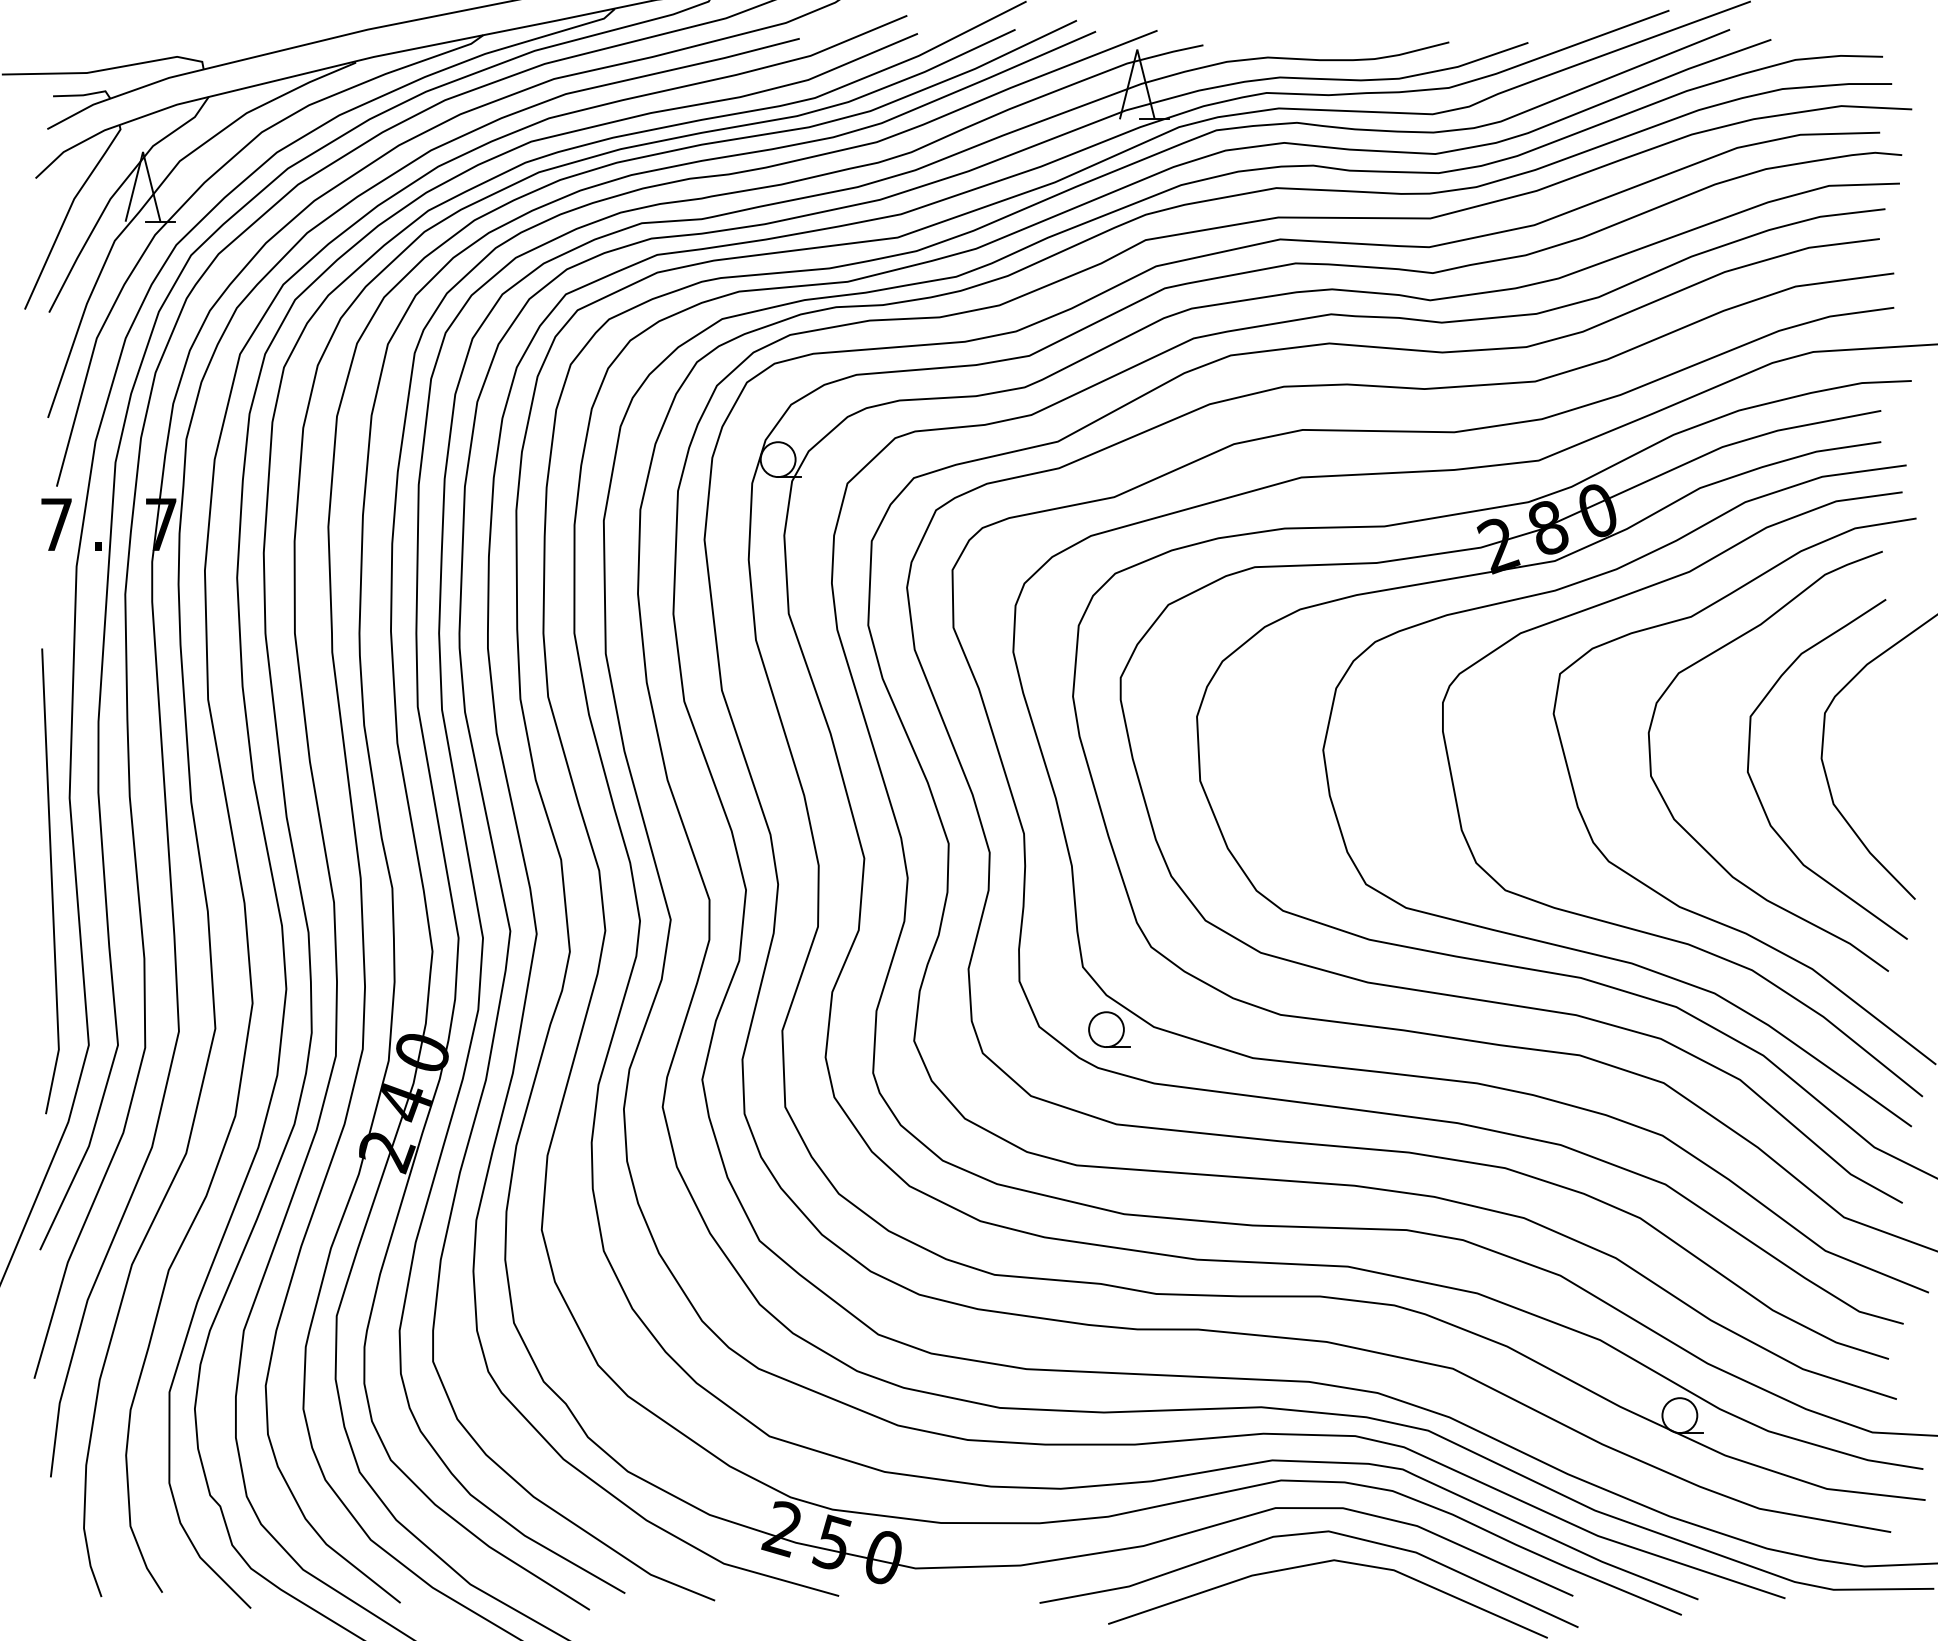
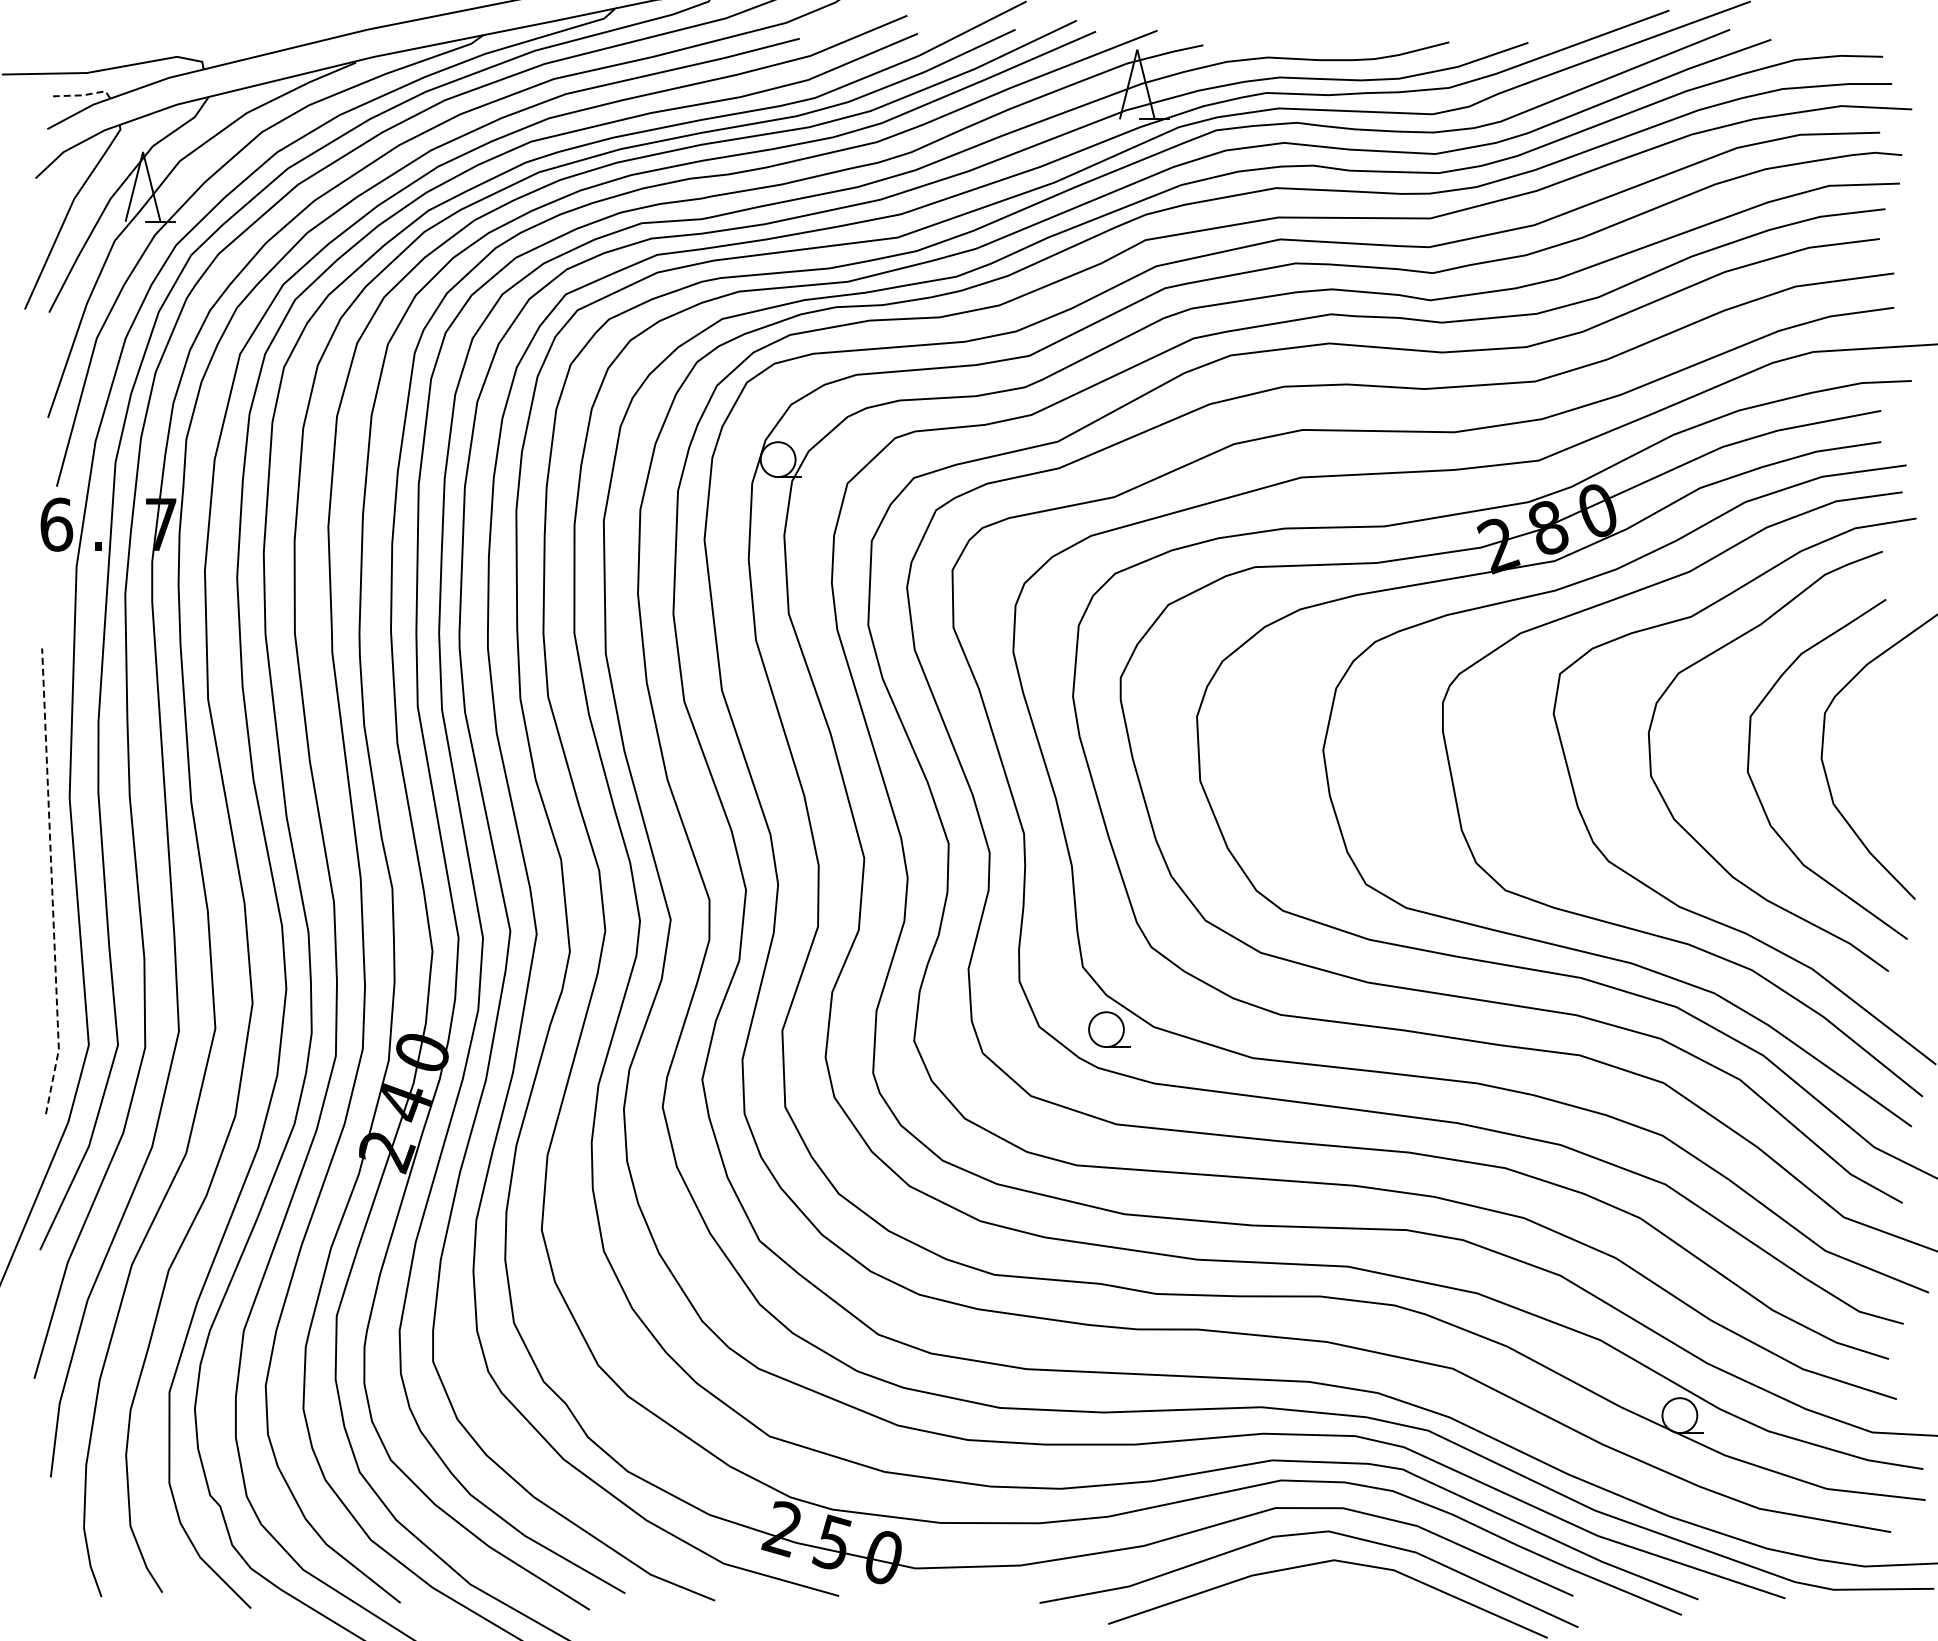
line: solid -> dashed (83, 95)
text: 7 -> 6 (56, 524)
line: solid -> dashed (51, 881)
